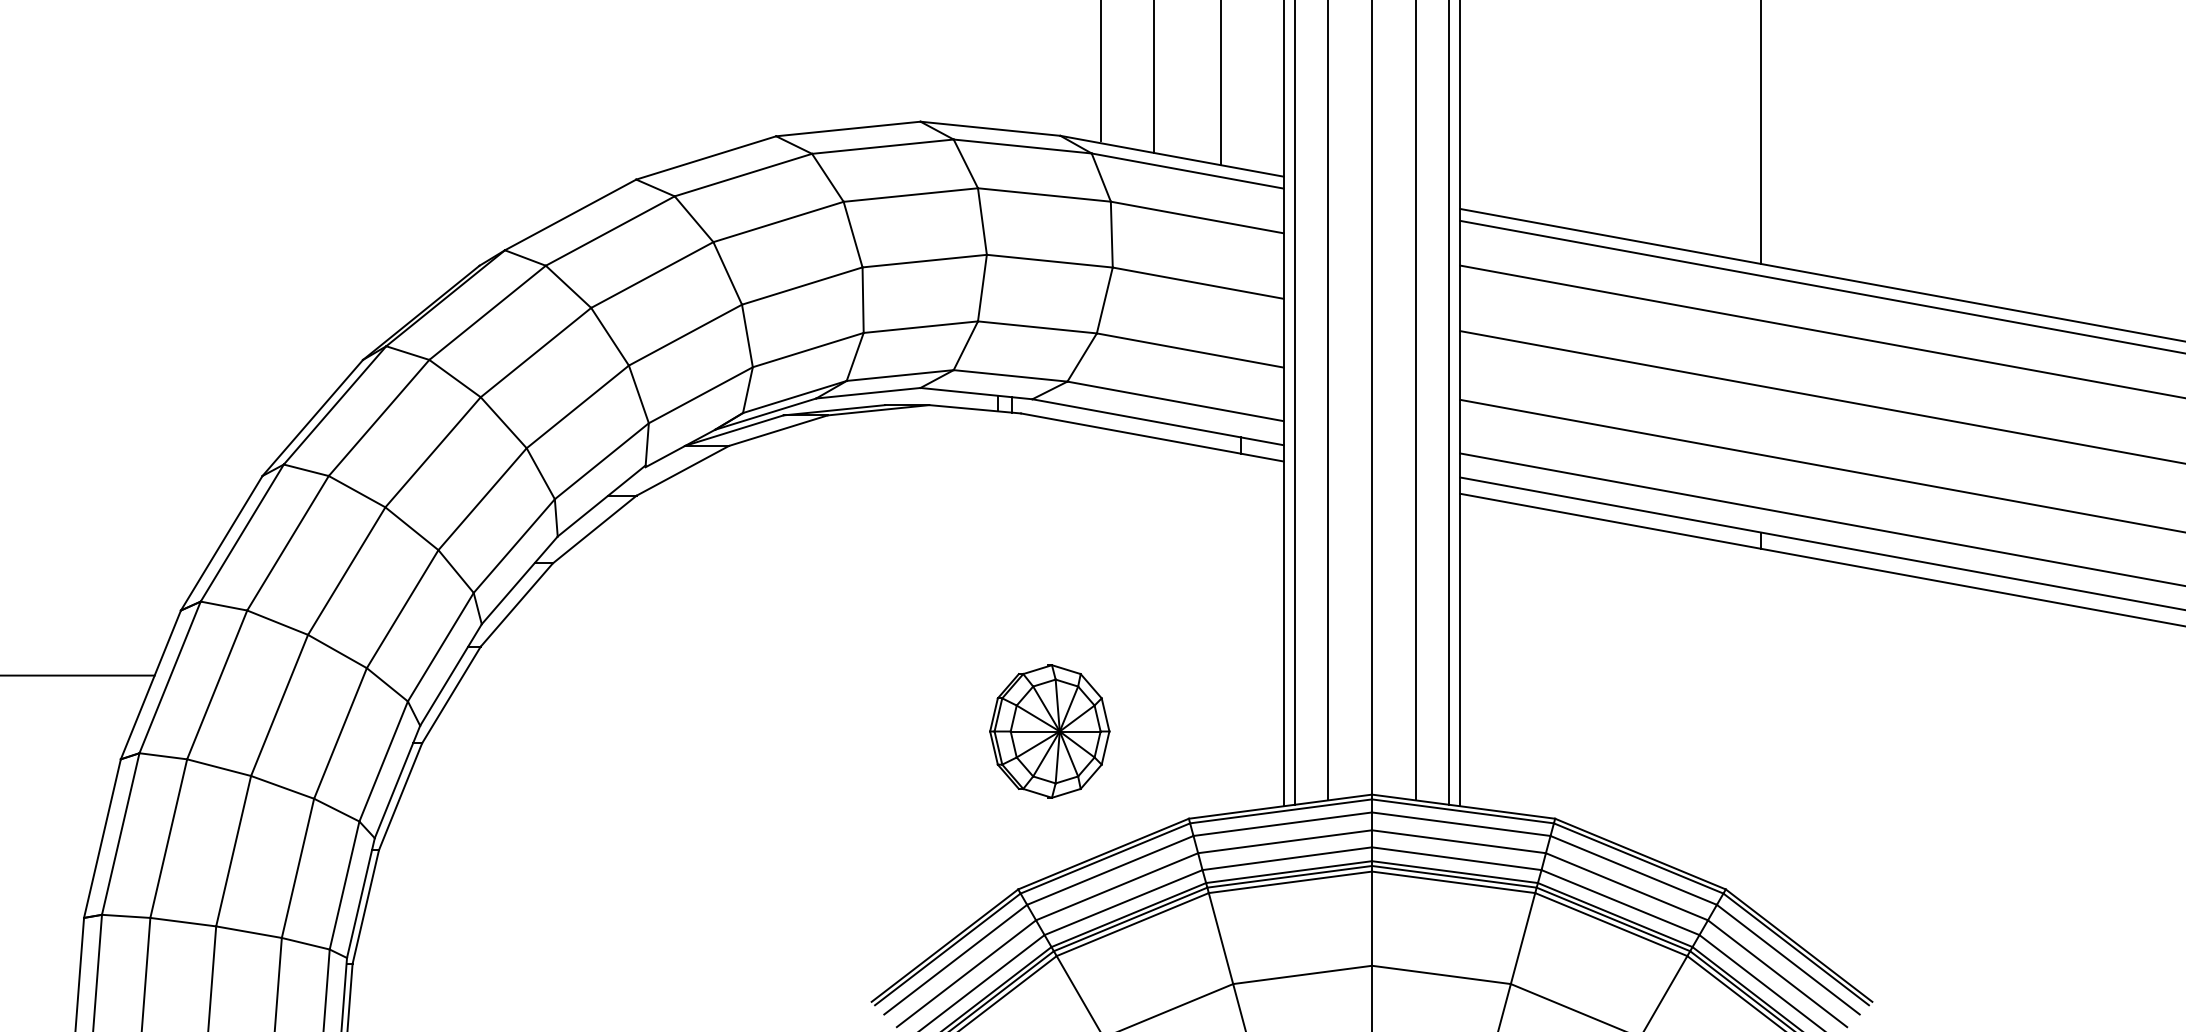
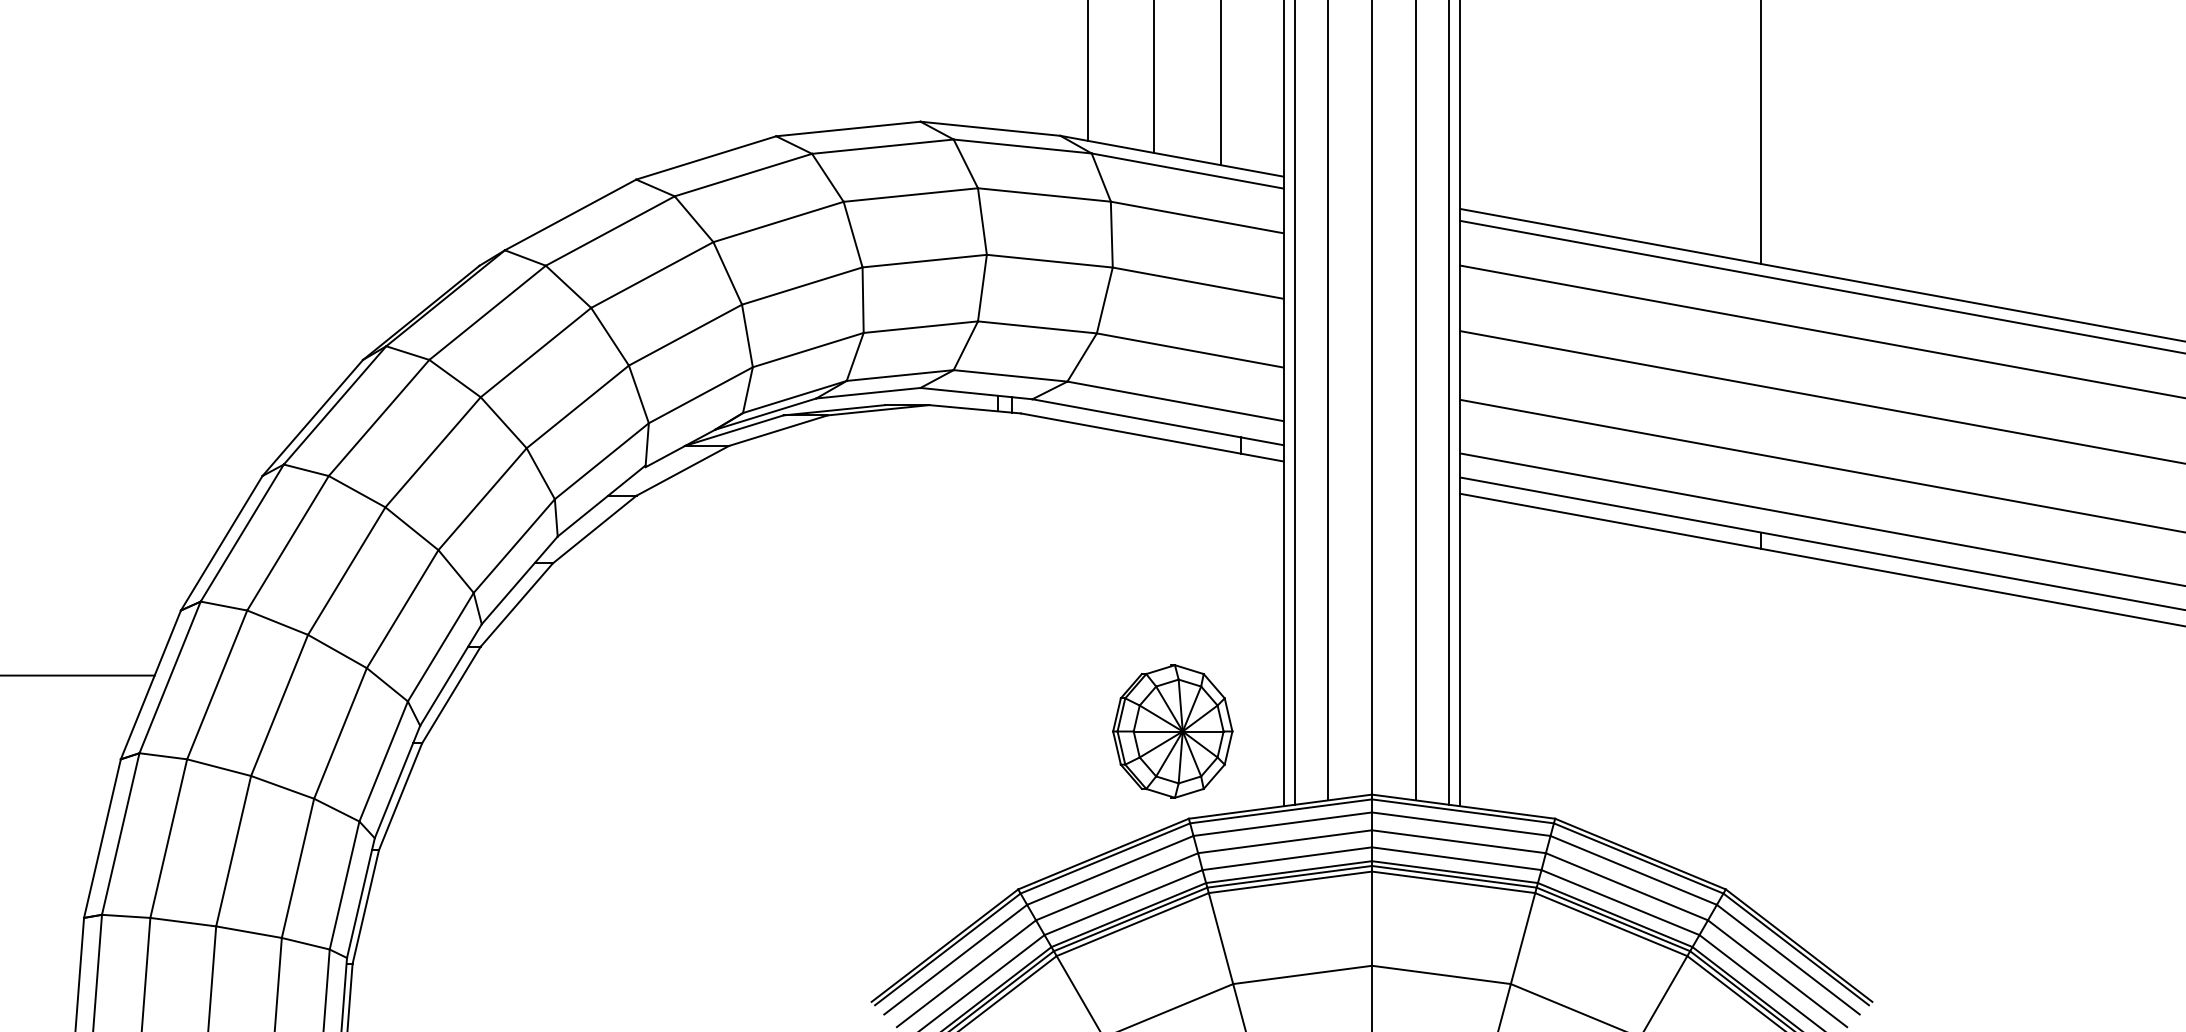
line position: (1100, 71) -> (1087, 71) (1087, 71)
part position: (1049, 731) -> (1172, 731) (1172, 731)
